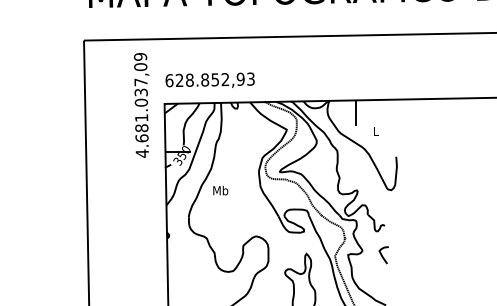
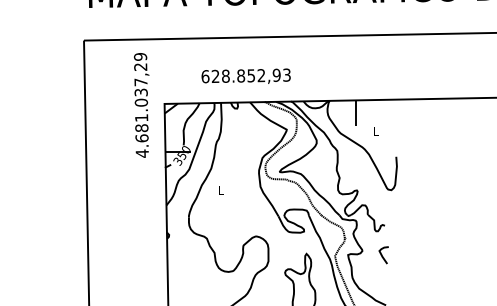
text: 4.681.037,09 -> 4.681.037,29 (140, 67)
text position: (209, 79) -> (245, 75) (245, 75)
text: Mb -> L (220, 190)
